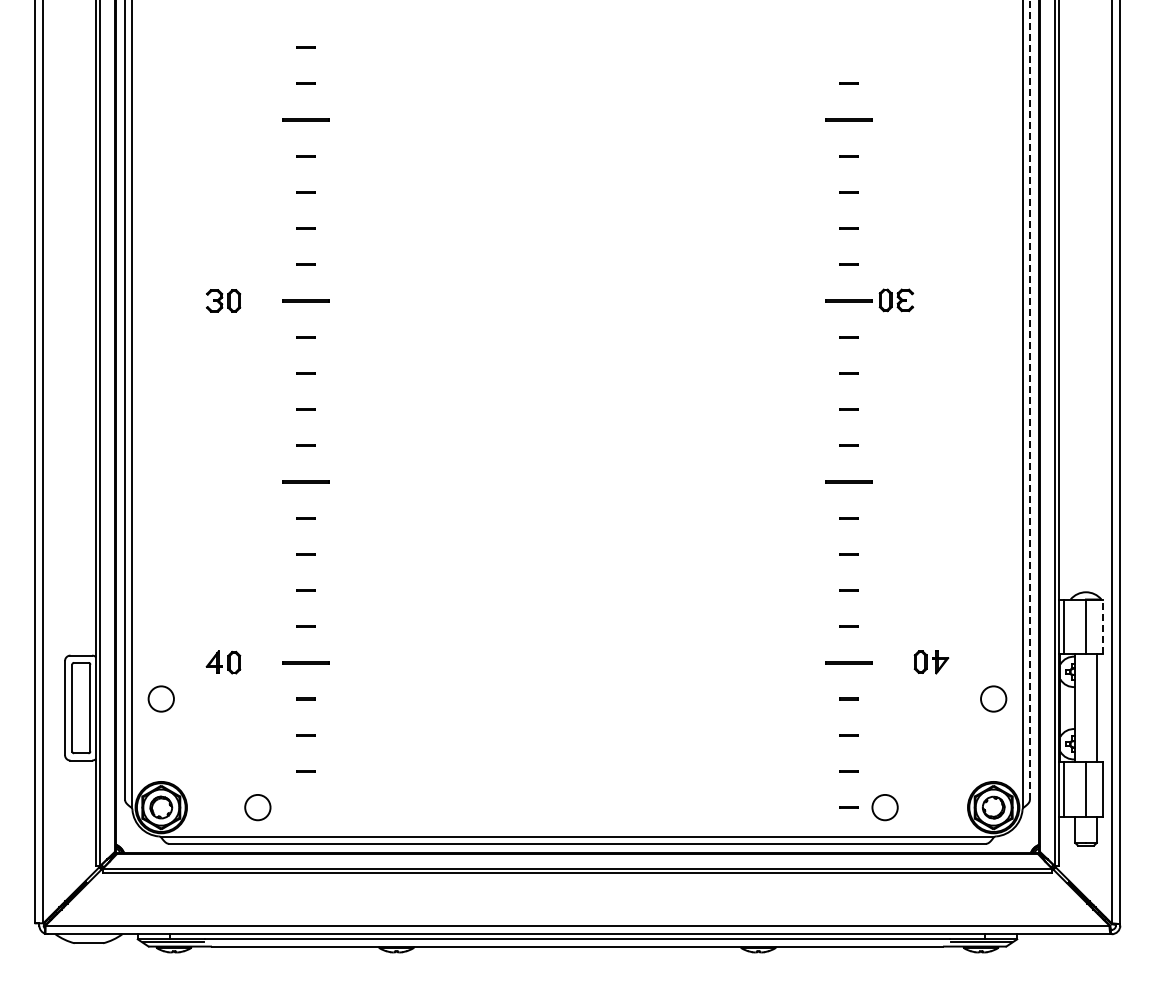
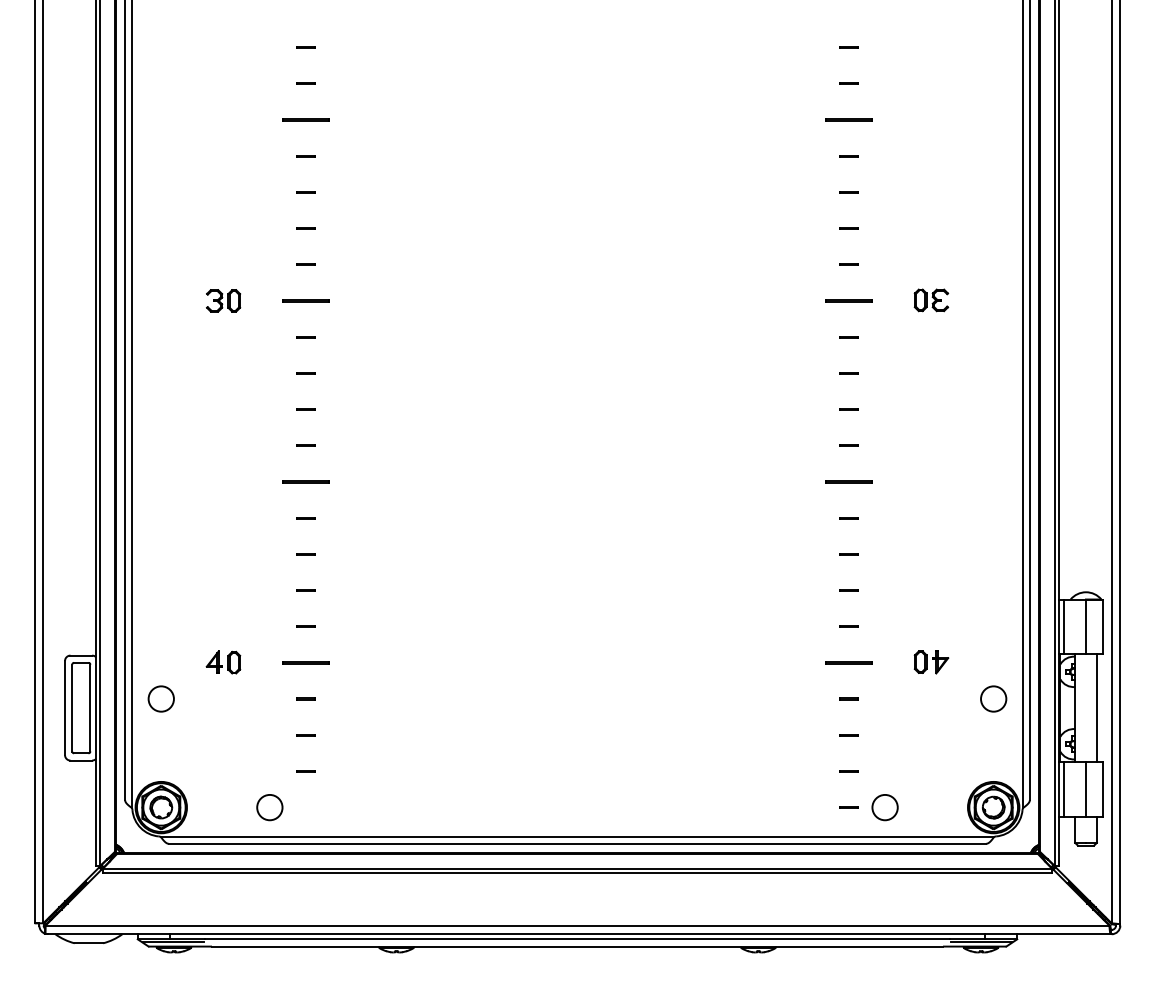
line: none -> present (848, 47)
part position: (896, 300) -> (931, 300) (931, 300)
line: dashed -> solid (1029, 400)
line: dashed -> solid (1102, 626)
circle position: (257, 807) -> (269, 807) (269, 807)
